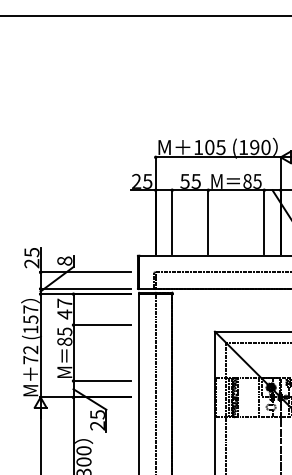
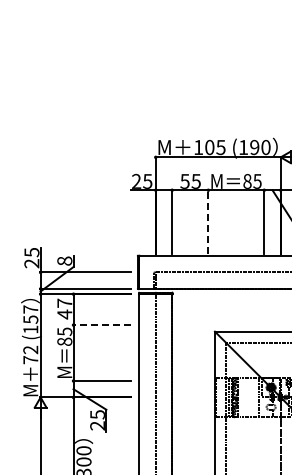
line: present -> none (145, 15)
line: solid -> dashed (208, 221)
line: solid -> dashed (101, 325)
